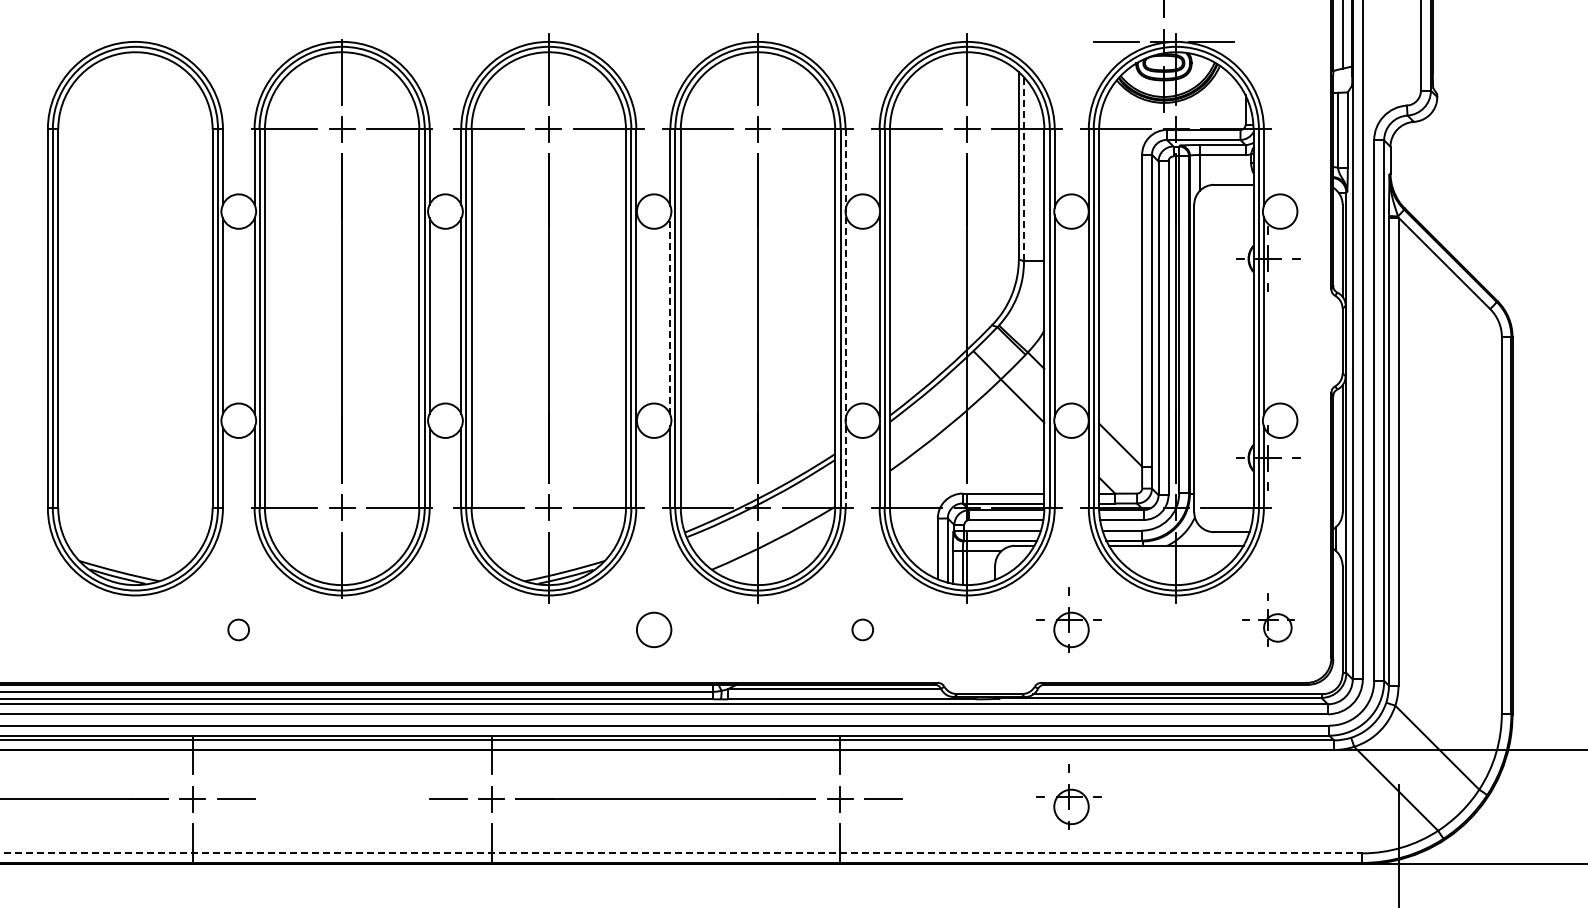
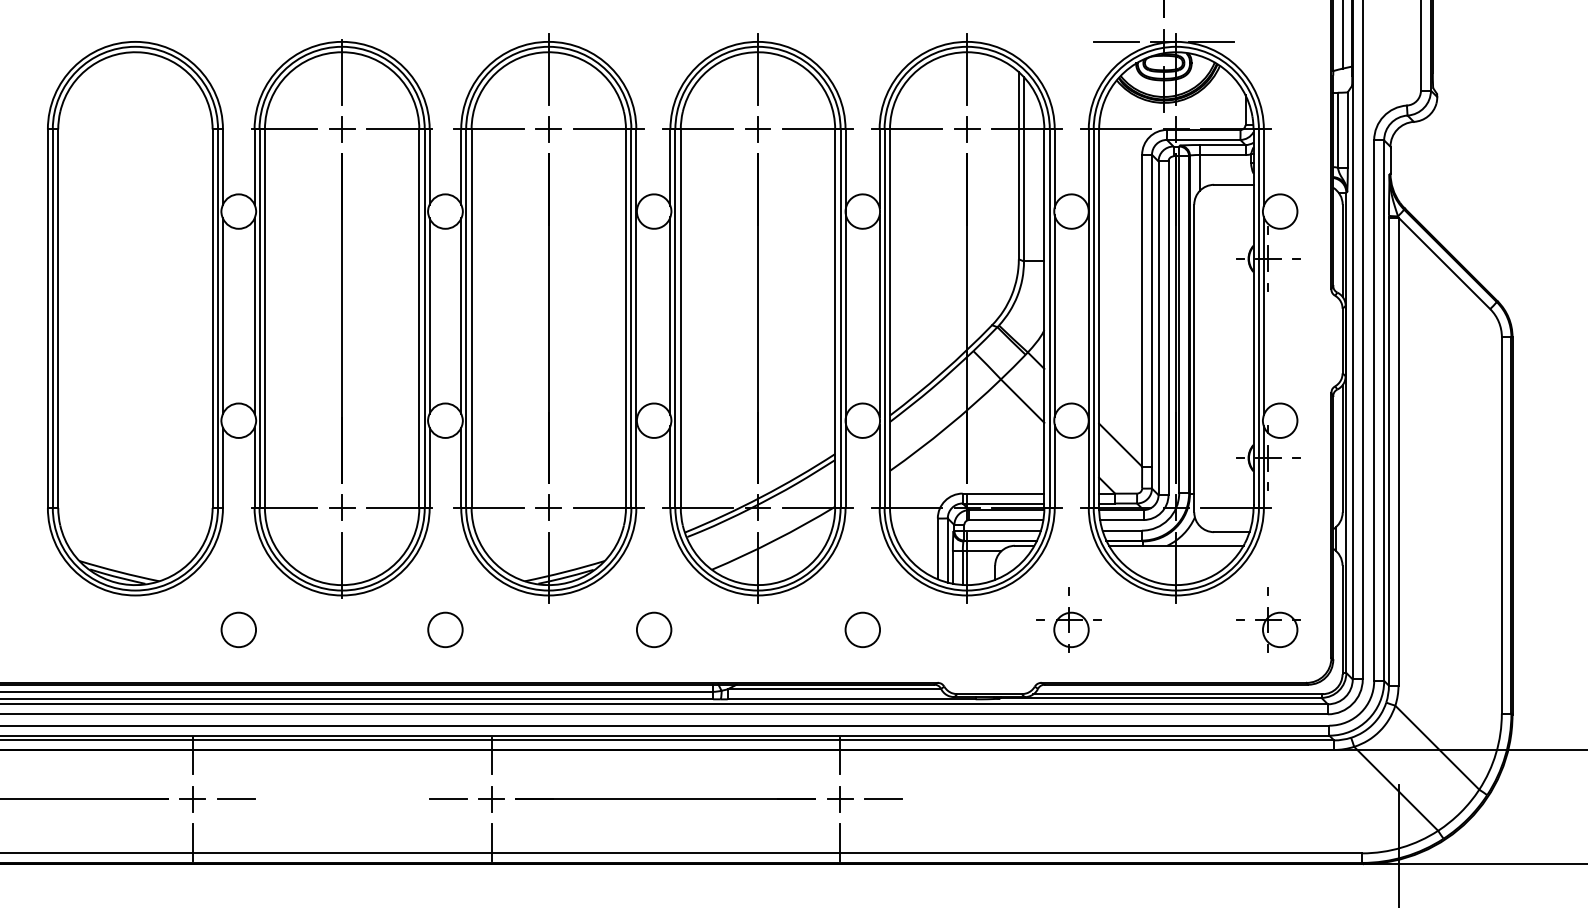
line: dashed -> solid (1024, 168)
line: dashed -> solid (670, 316)
line: dashed -> solid (845, 319)
part size: 53x54 px -> 65x66 px (1268, 619)
circle size: 23x24 px -> 37x38 px (238, 629)
circle: none -> present (445, 629)
circle diameter: 21 px -> 34 px (862, 629)
part: present -> none (1068, 796)
line: dashed -> solid (681, 853)
